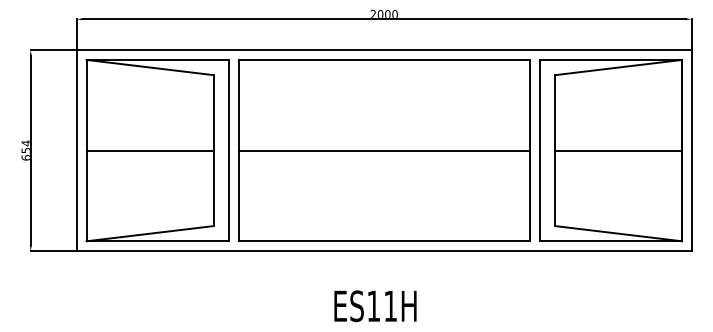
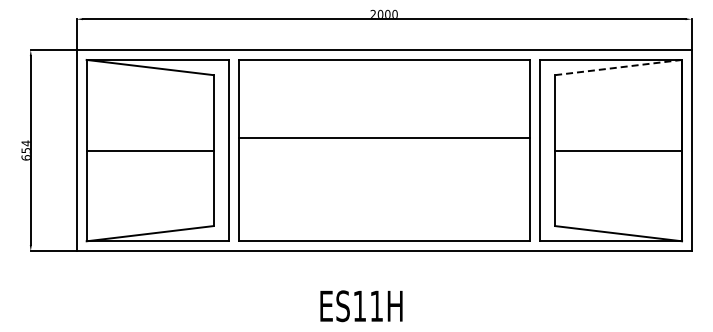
line: solid -> dashed (618, 67)
line position: (383, 150) -> (383, 137) (383, 137)
text position: (375, 306) -> (361, 306) (361, 306)
